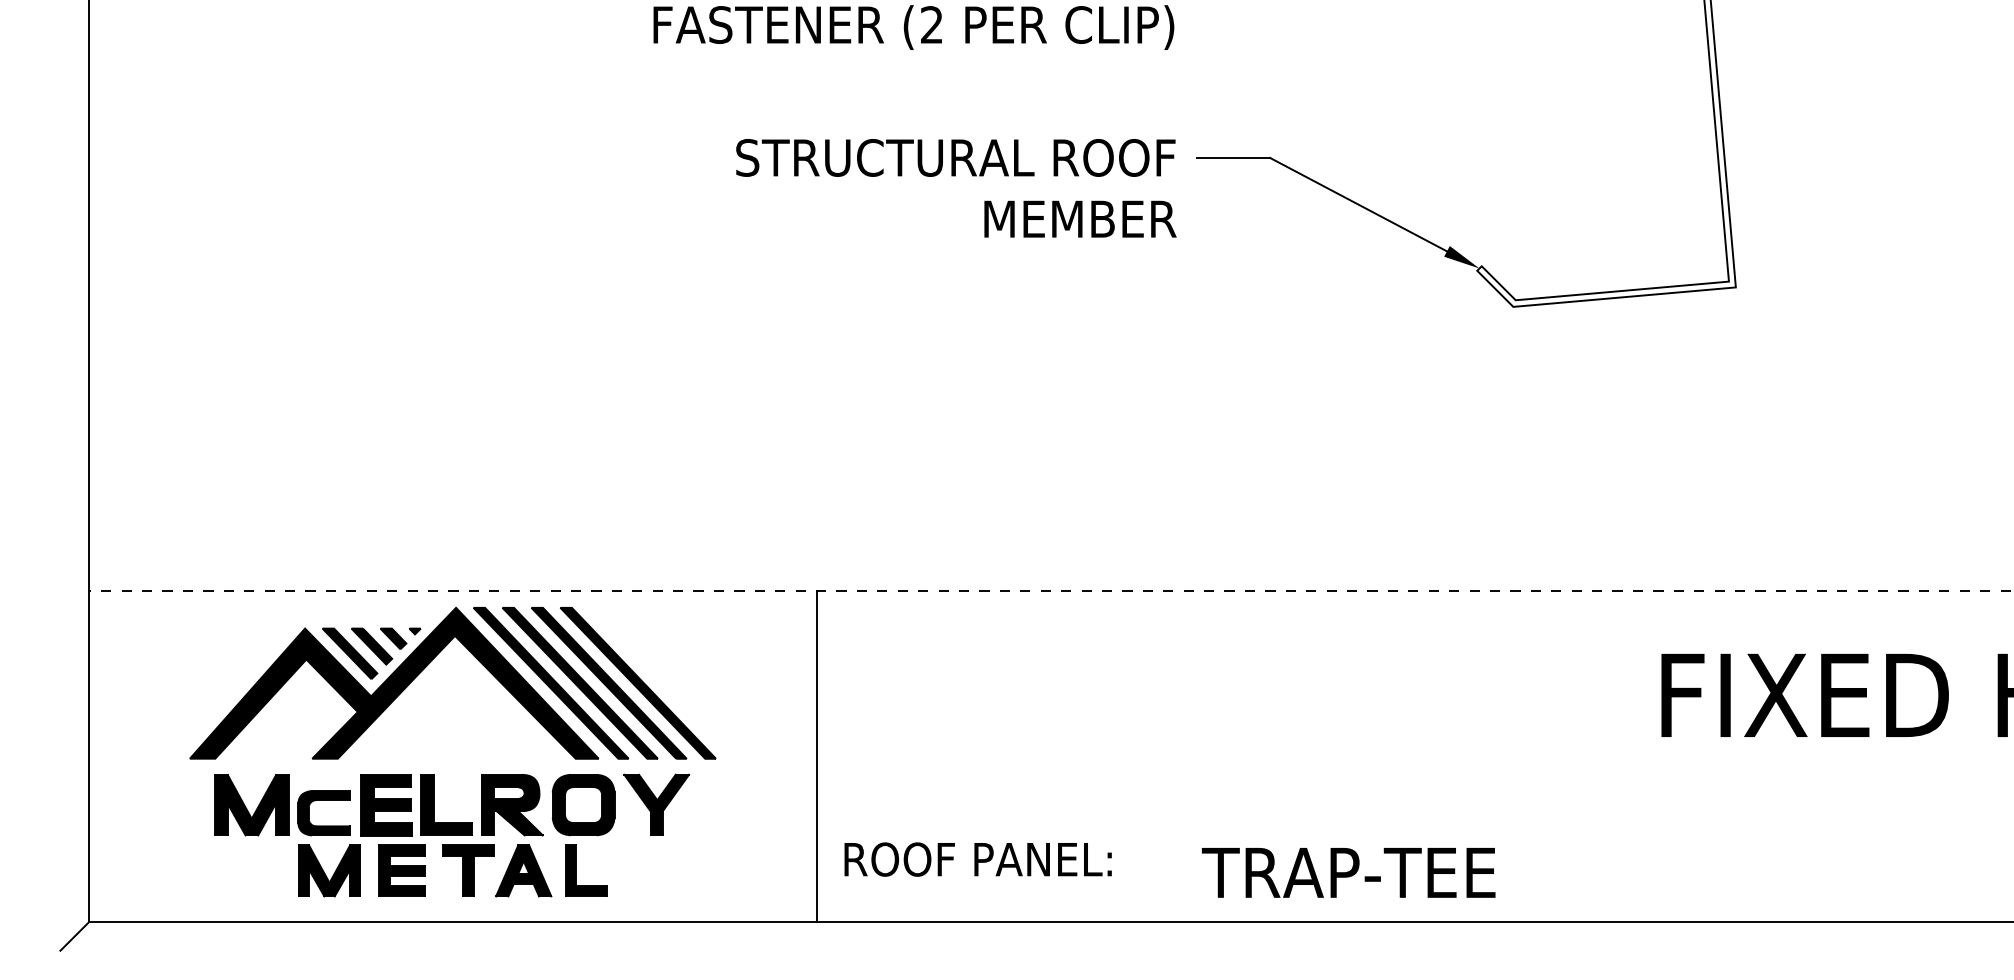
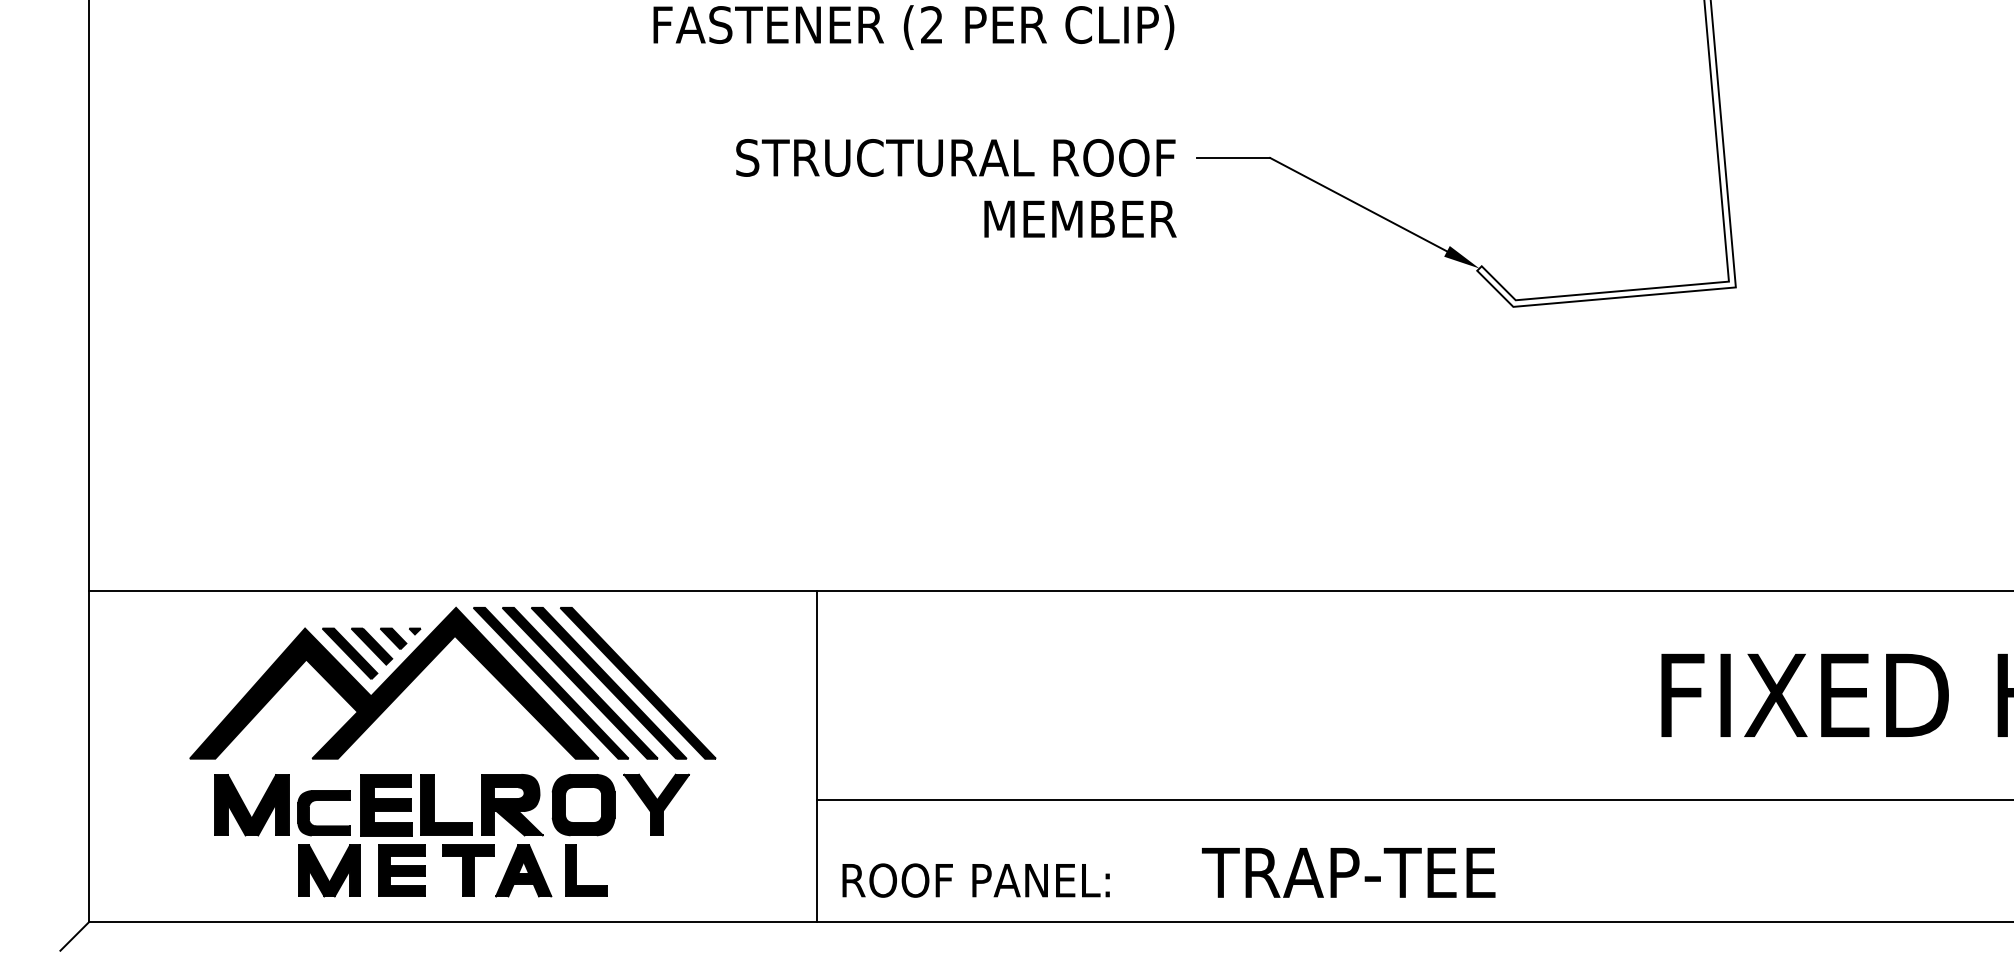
line: dashed -> solid (1050, 590)
line: none -> present (1413, 800)
text position: (977, 859) -> (975, 880) (975, 880)
